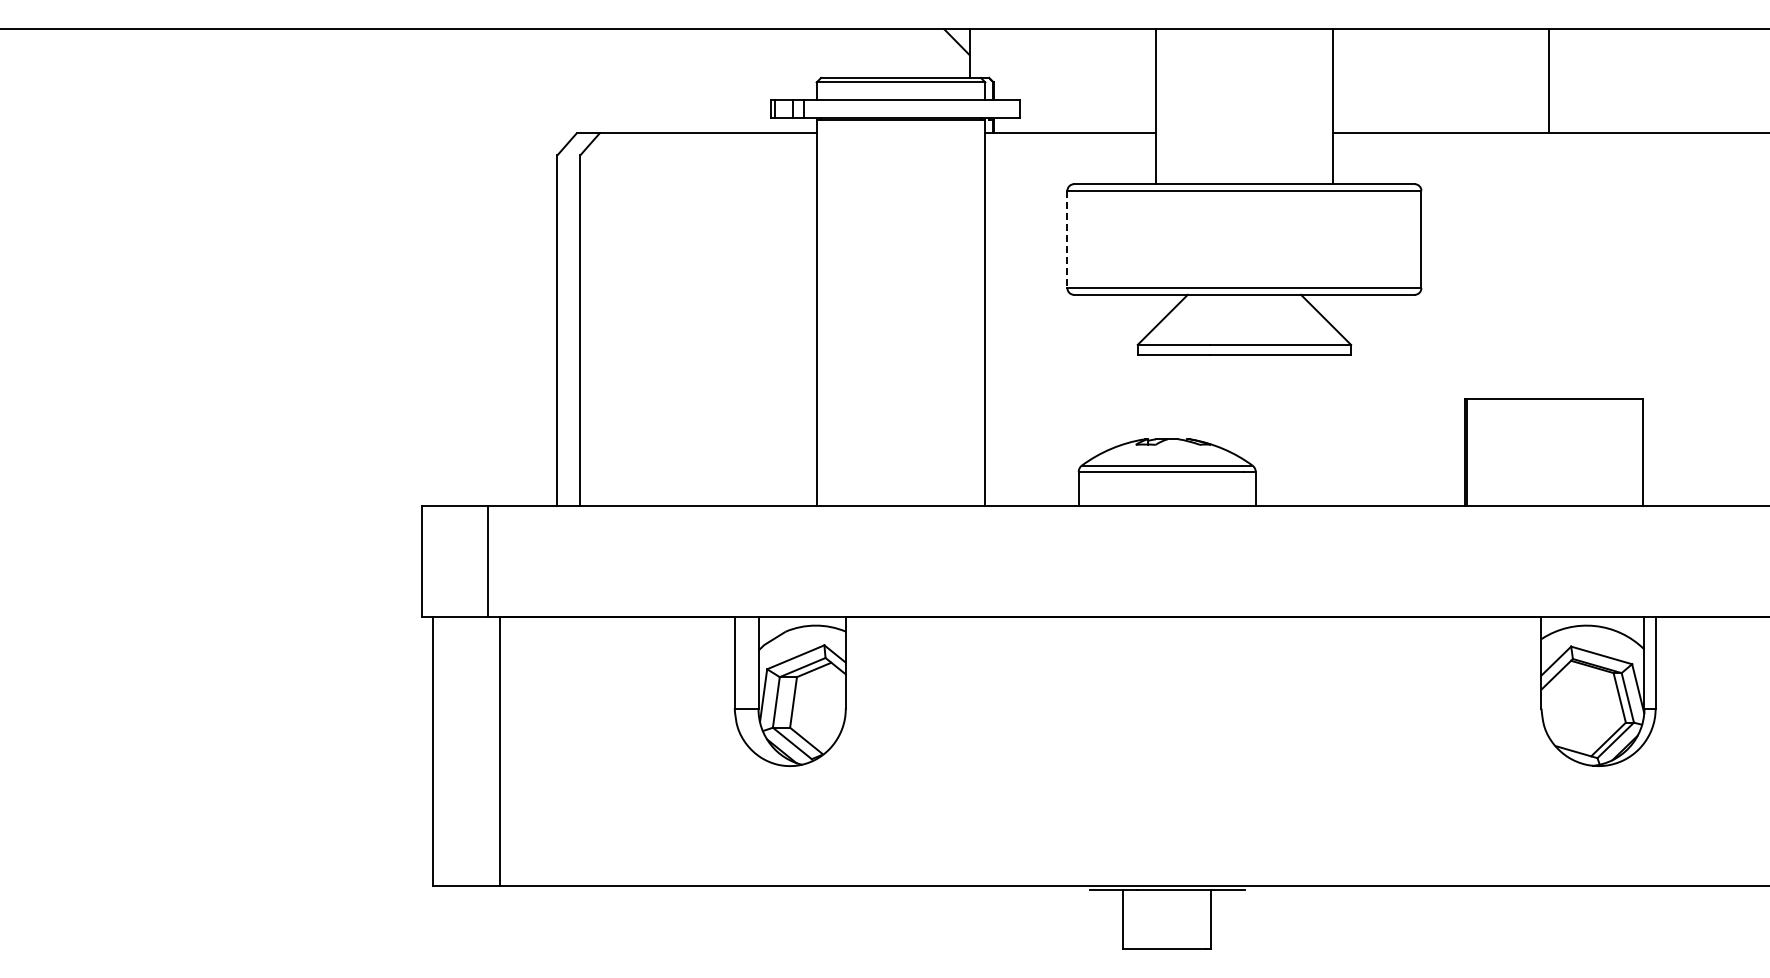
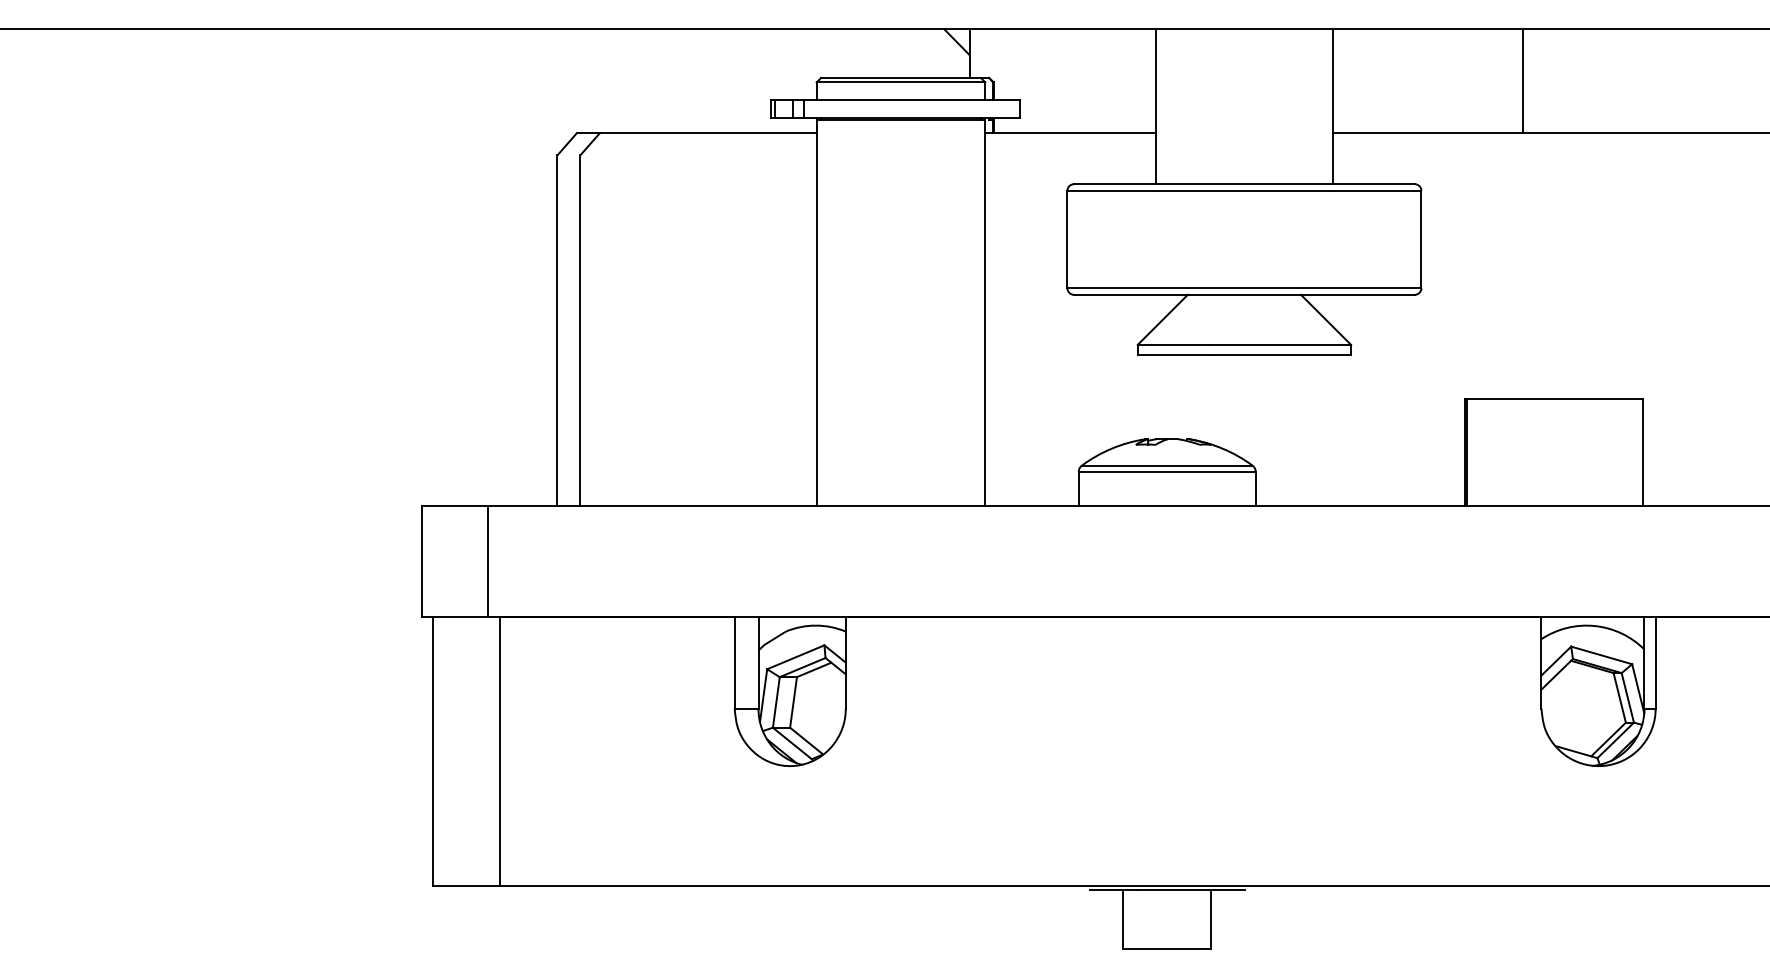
line position: (1548, 81) -> (1522, 81) (1522, 81)
line: dashed -> solid (1067, 239)
